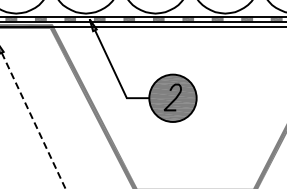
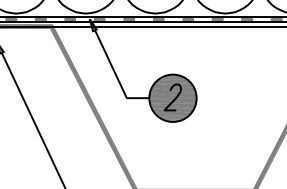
line: dashed -> solid (33, 121)
